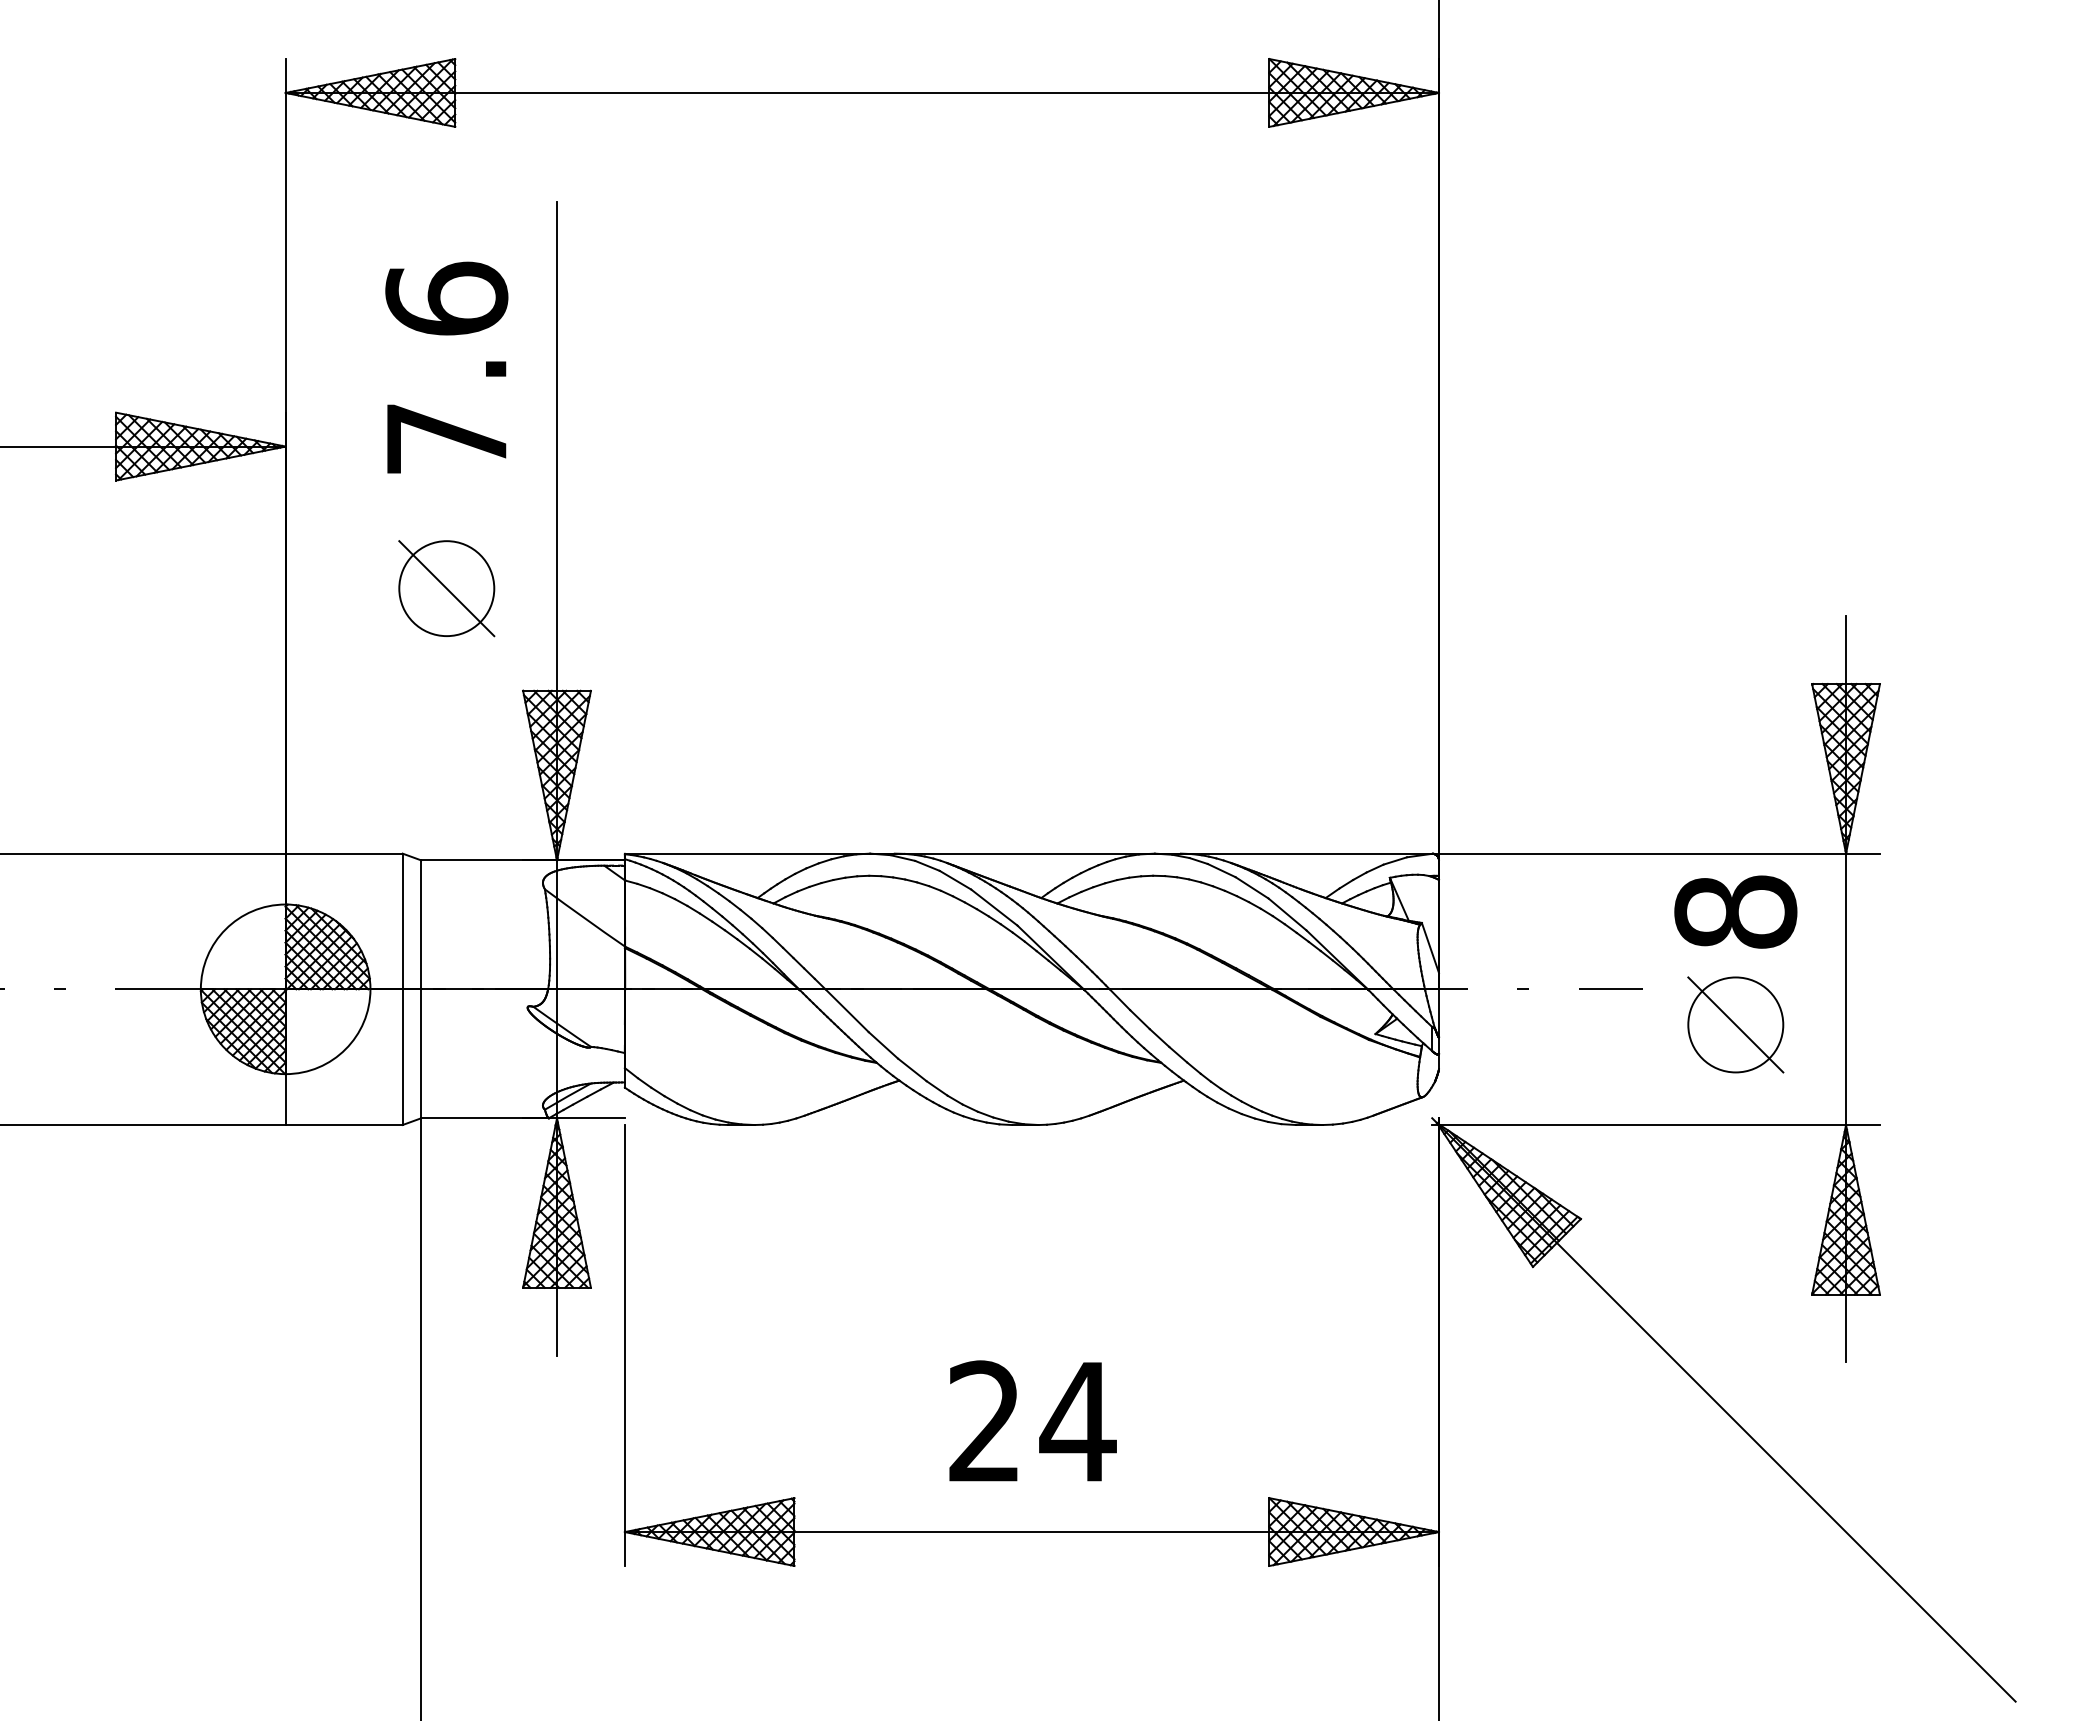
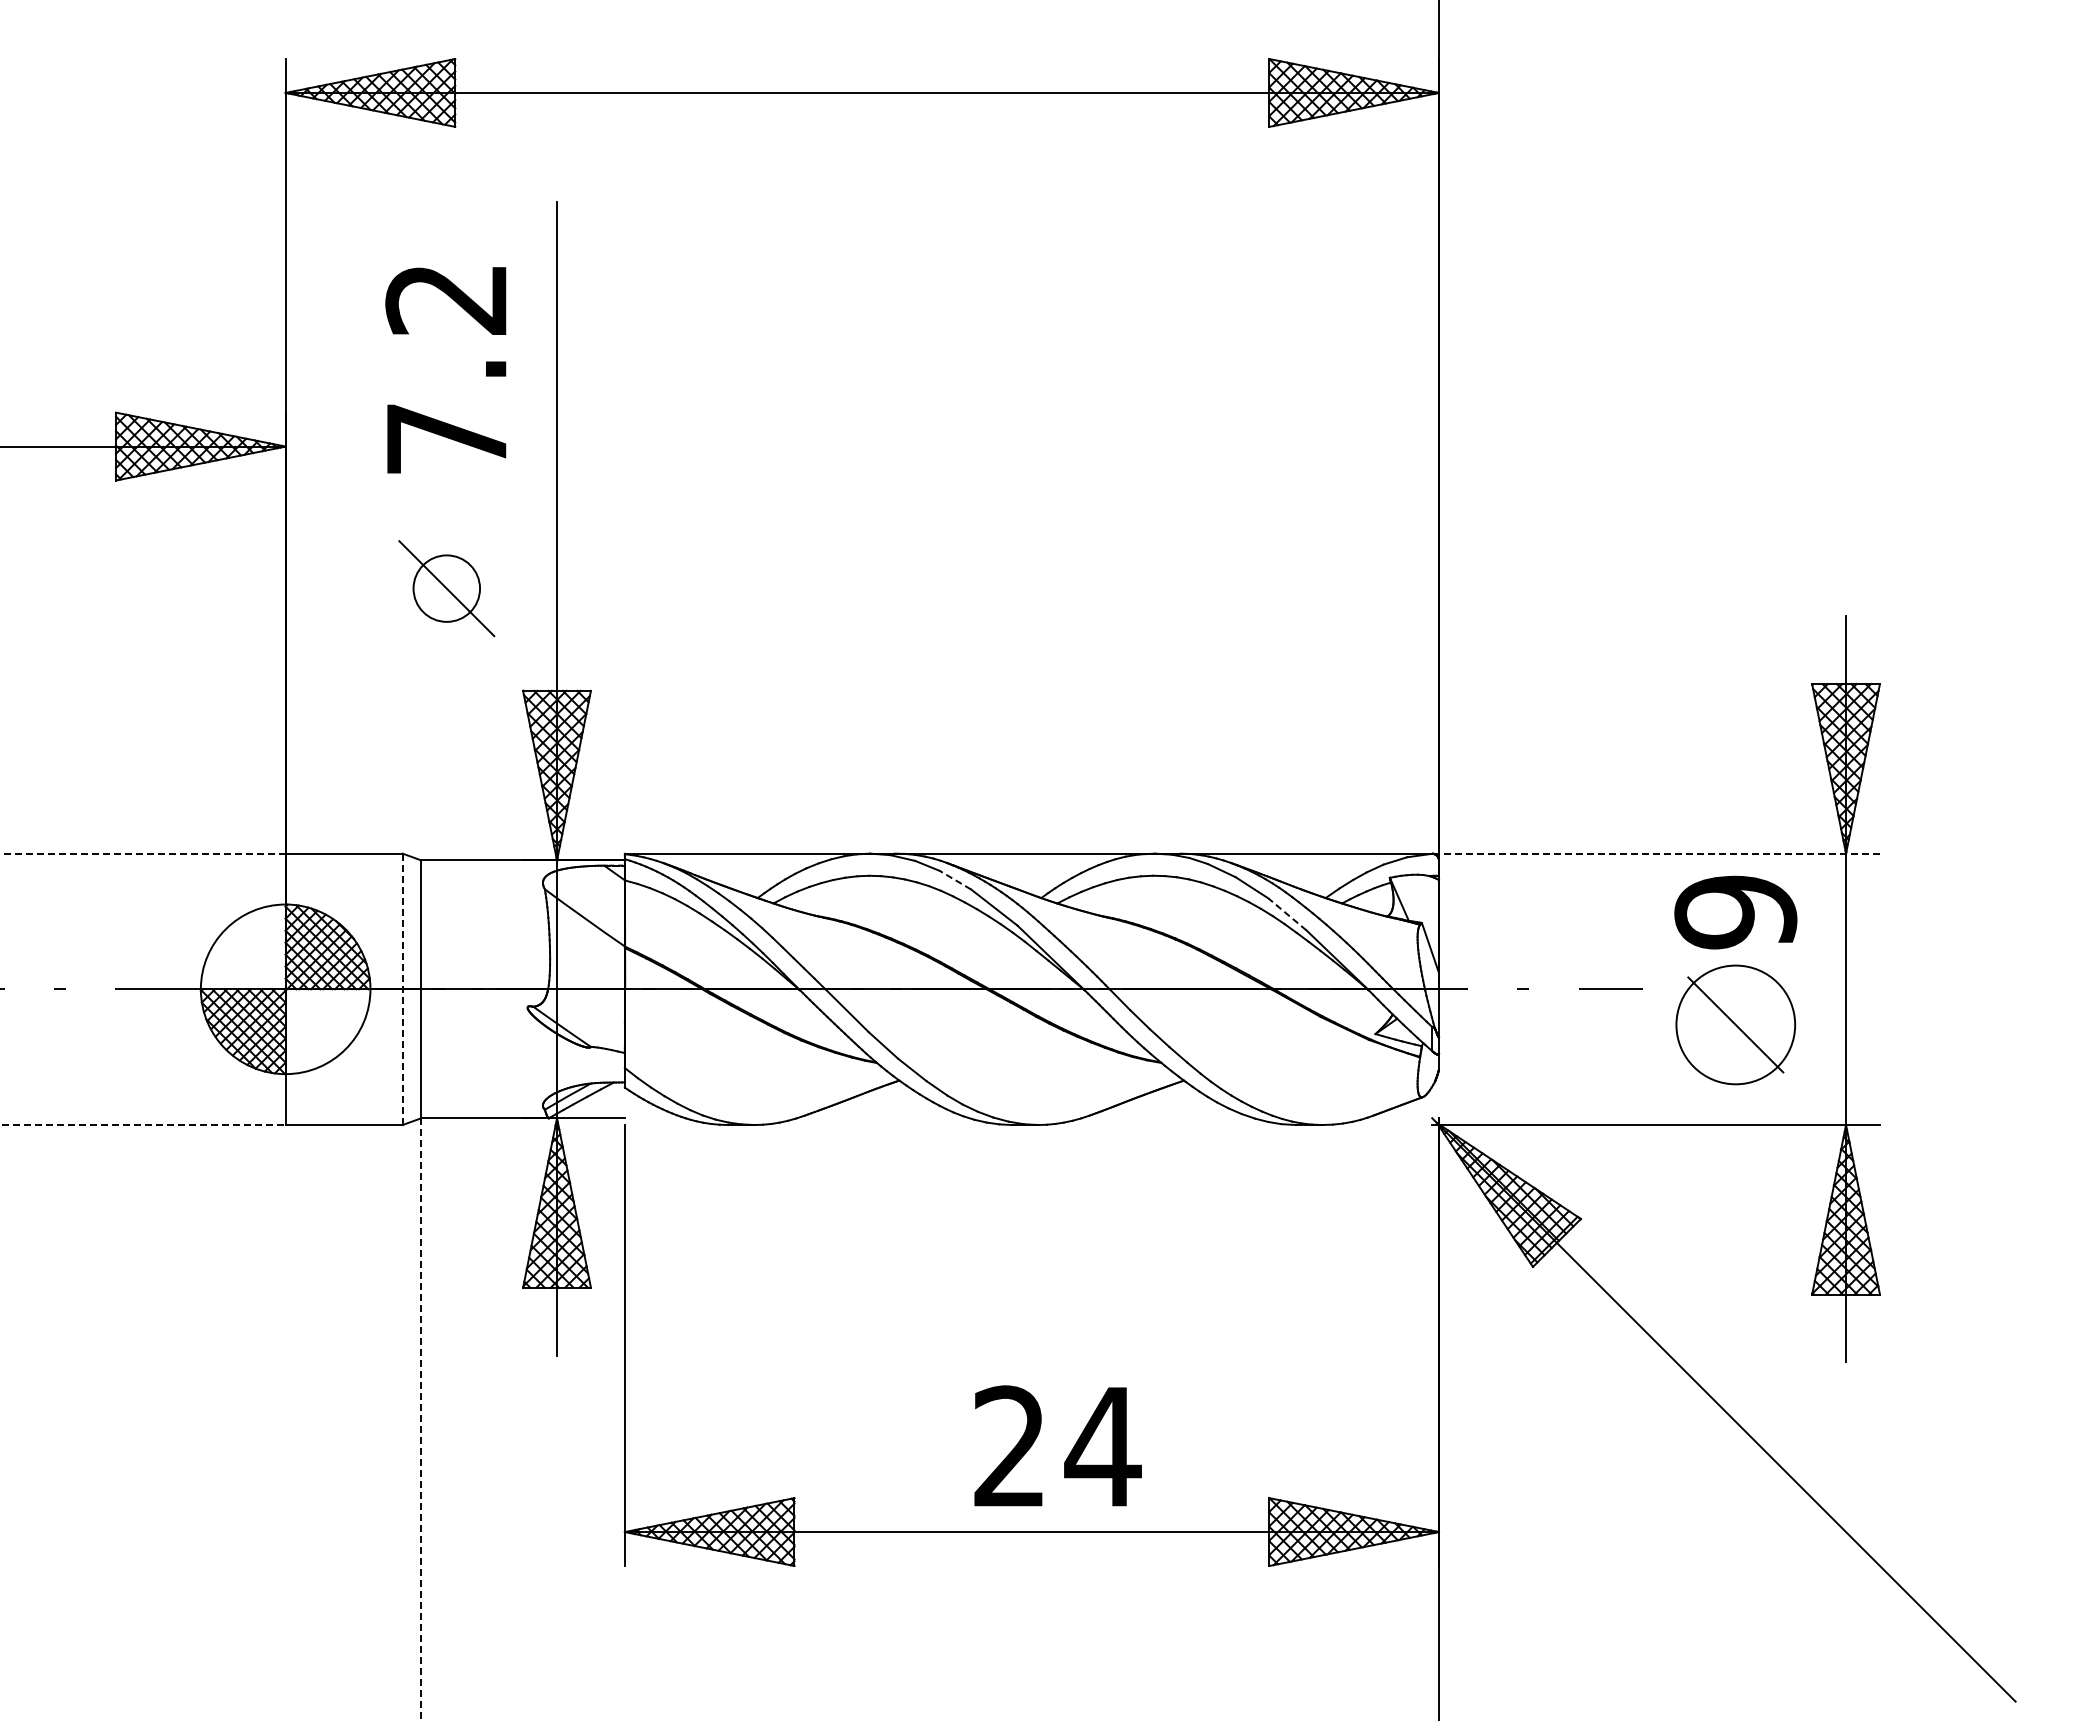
text: 7.6 -> 7.2 (446, 298)
circle diameter: 95 px -> 66 px (446, 588)
line: solid -> dashed (142, 853)
line: solid -> dashed (1656, 853)
line: solid -> dashed (955, 879)
text: 8 -> 9 (1735, 912)
line: solid -> dashed (1287, 914)
line: solid -> dashed (402, 989)
circle diameter: 95 px -> 119 px (1735, 1024)
line: solid -> dashed (143, 1125)
line: solid -> dashed (421, 1419)
text position: (1032, 1420) -> (1057, 1445) (1057, 1445)
